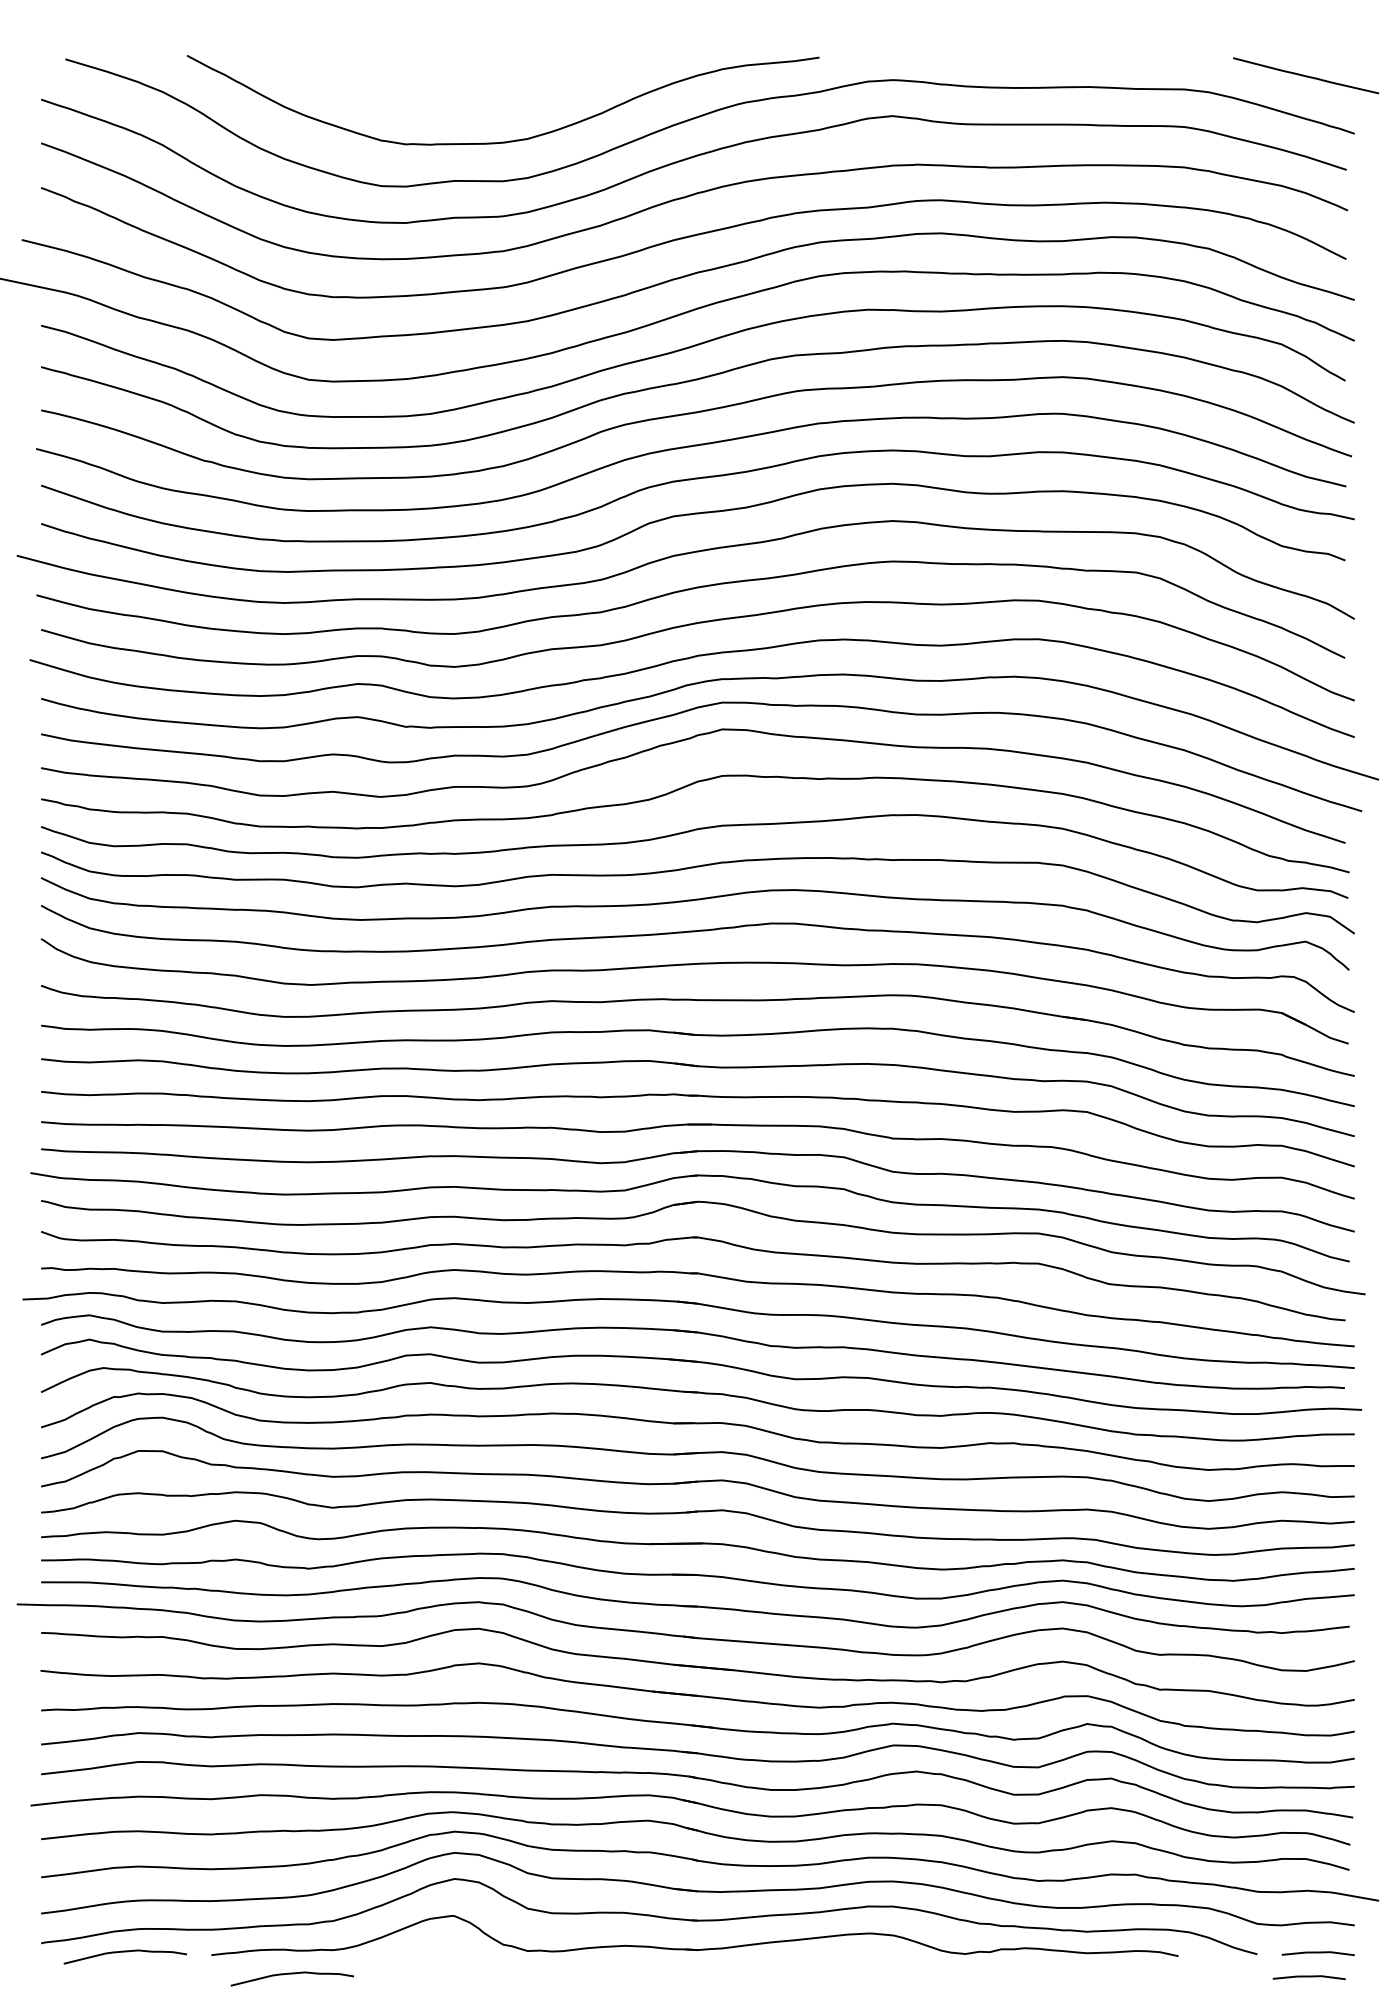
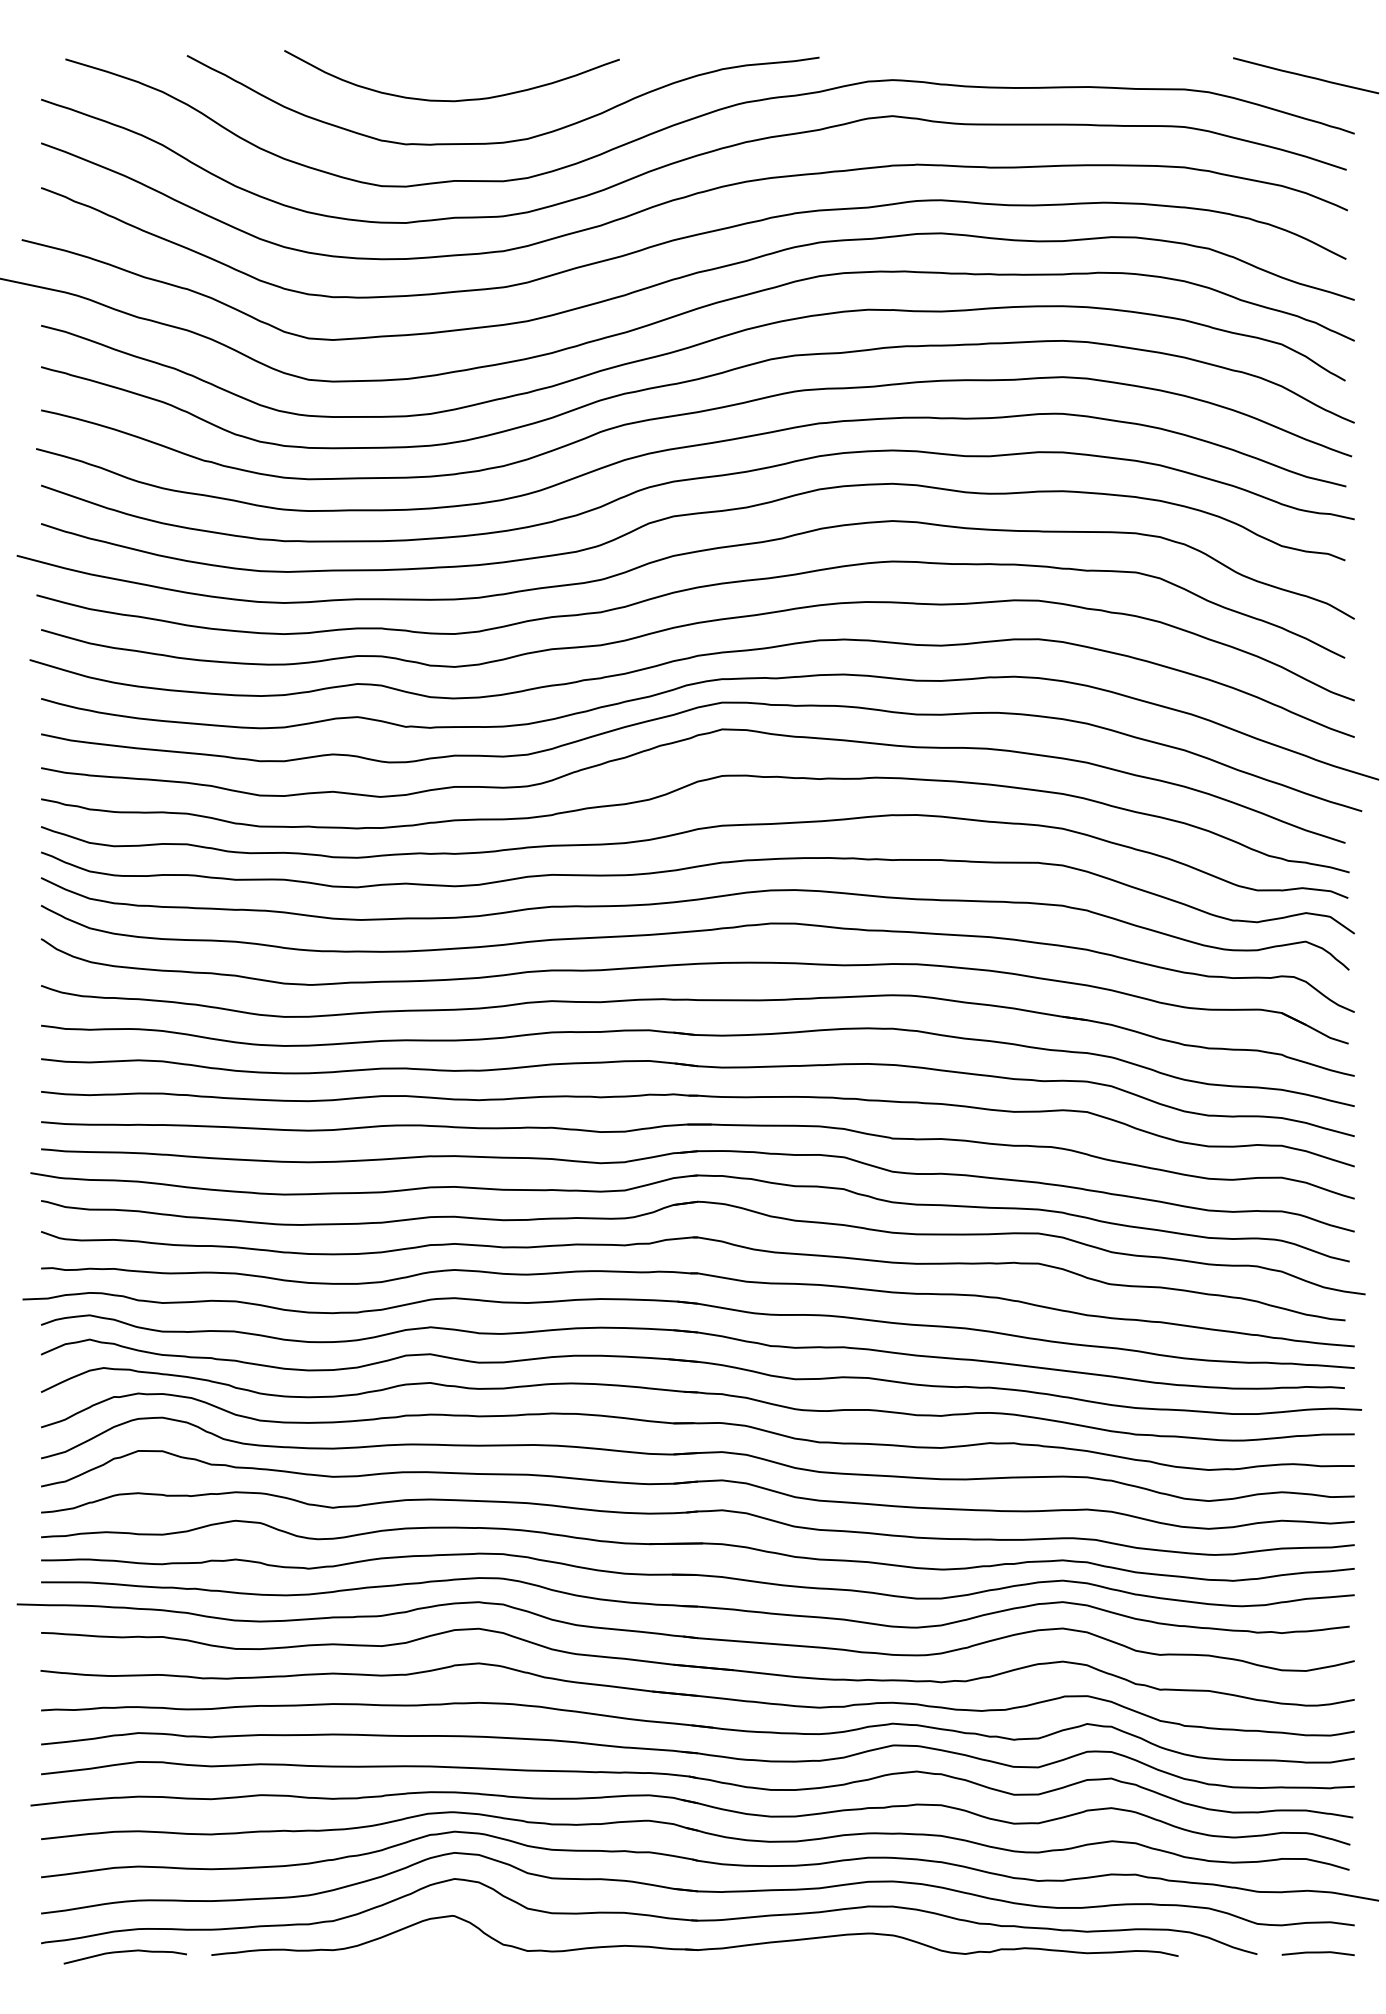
curve: none -> present (451, 100)
curve: present -> none (291, 1974)
line: present -> none (1308, 1977)
